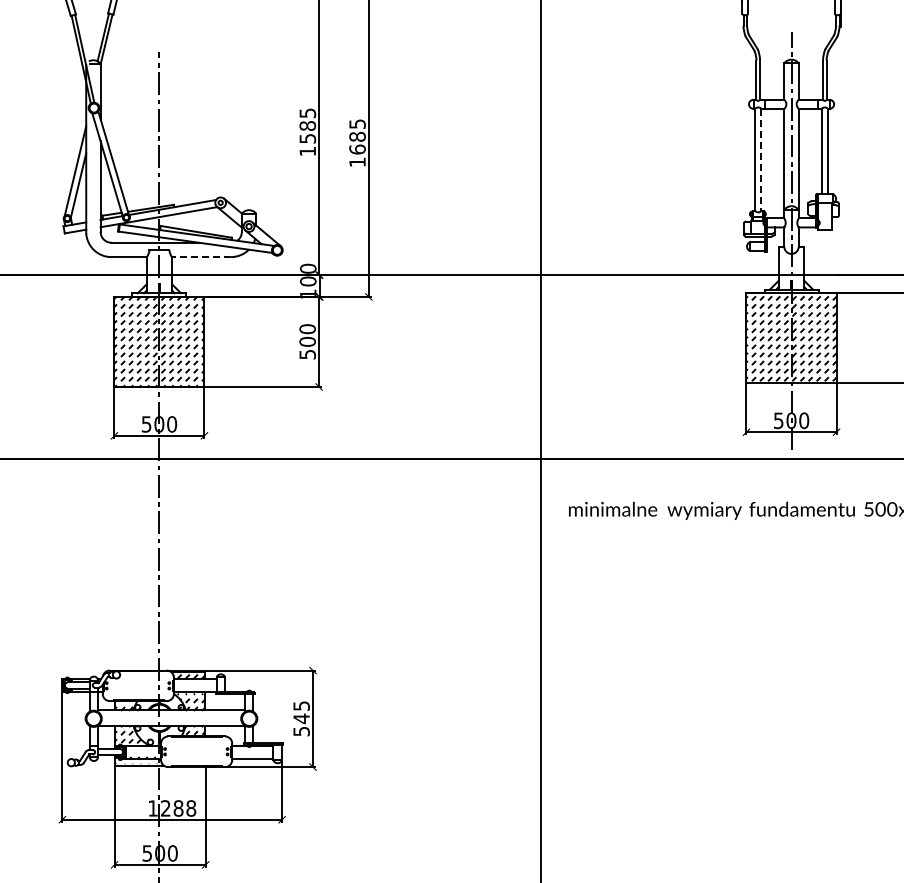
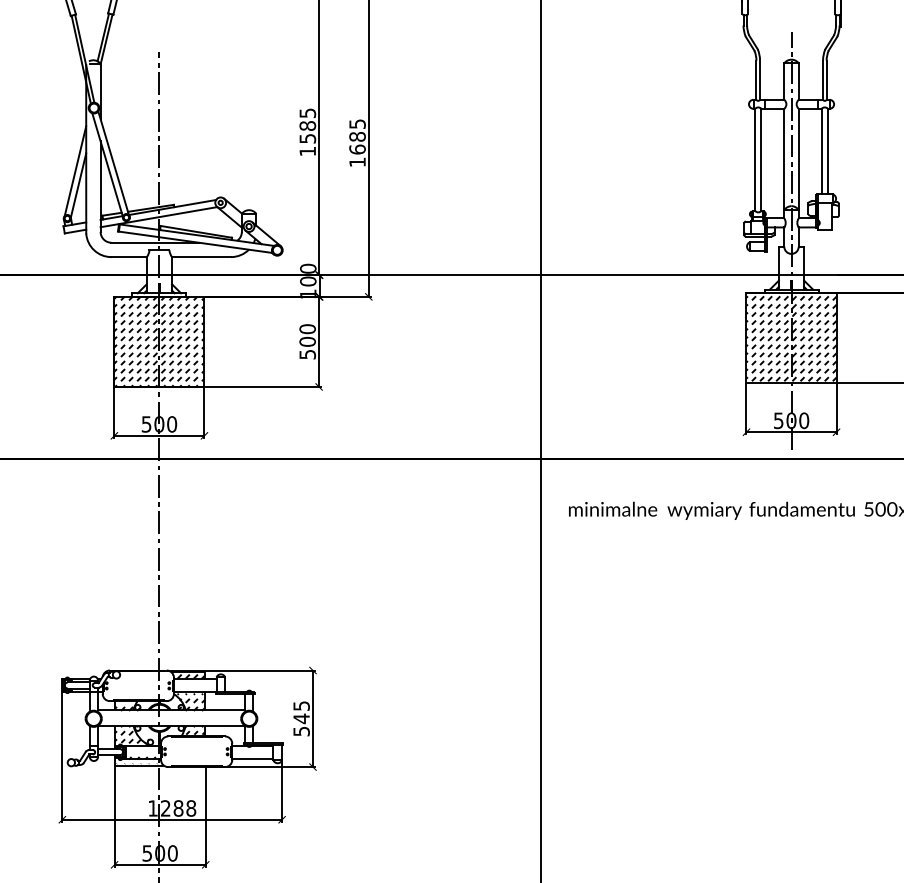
line: dashed -> solid (761, 160)
line: dashed -> solid (201, 257)
